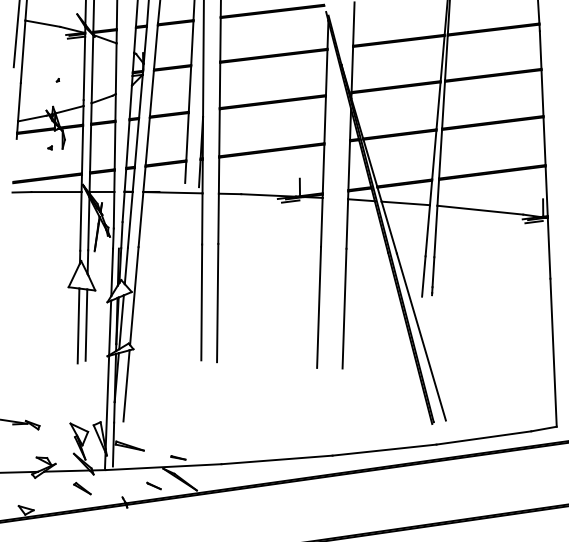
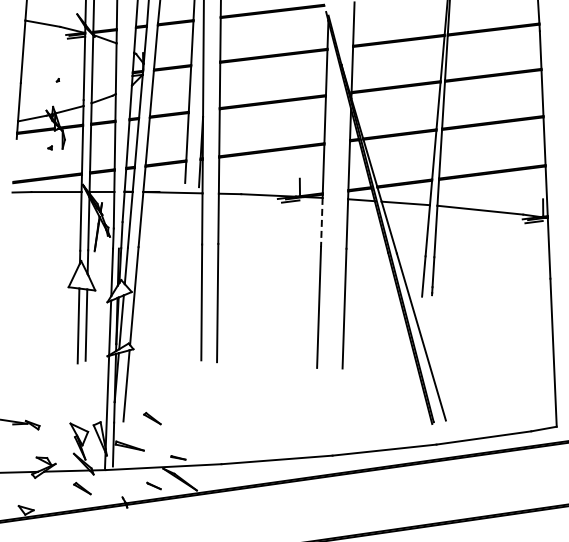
line: present -> none (16, 34)
line: solid -> dashed (321, 222)
part: none -> present (152, 418)
